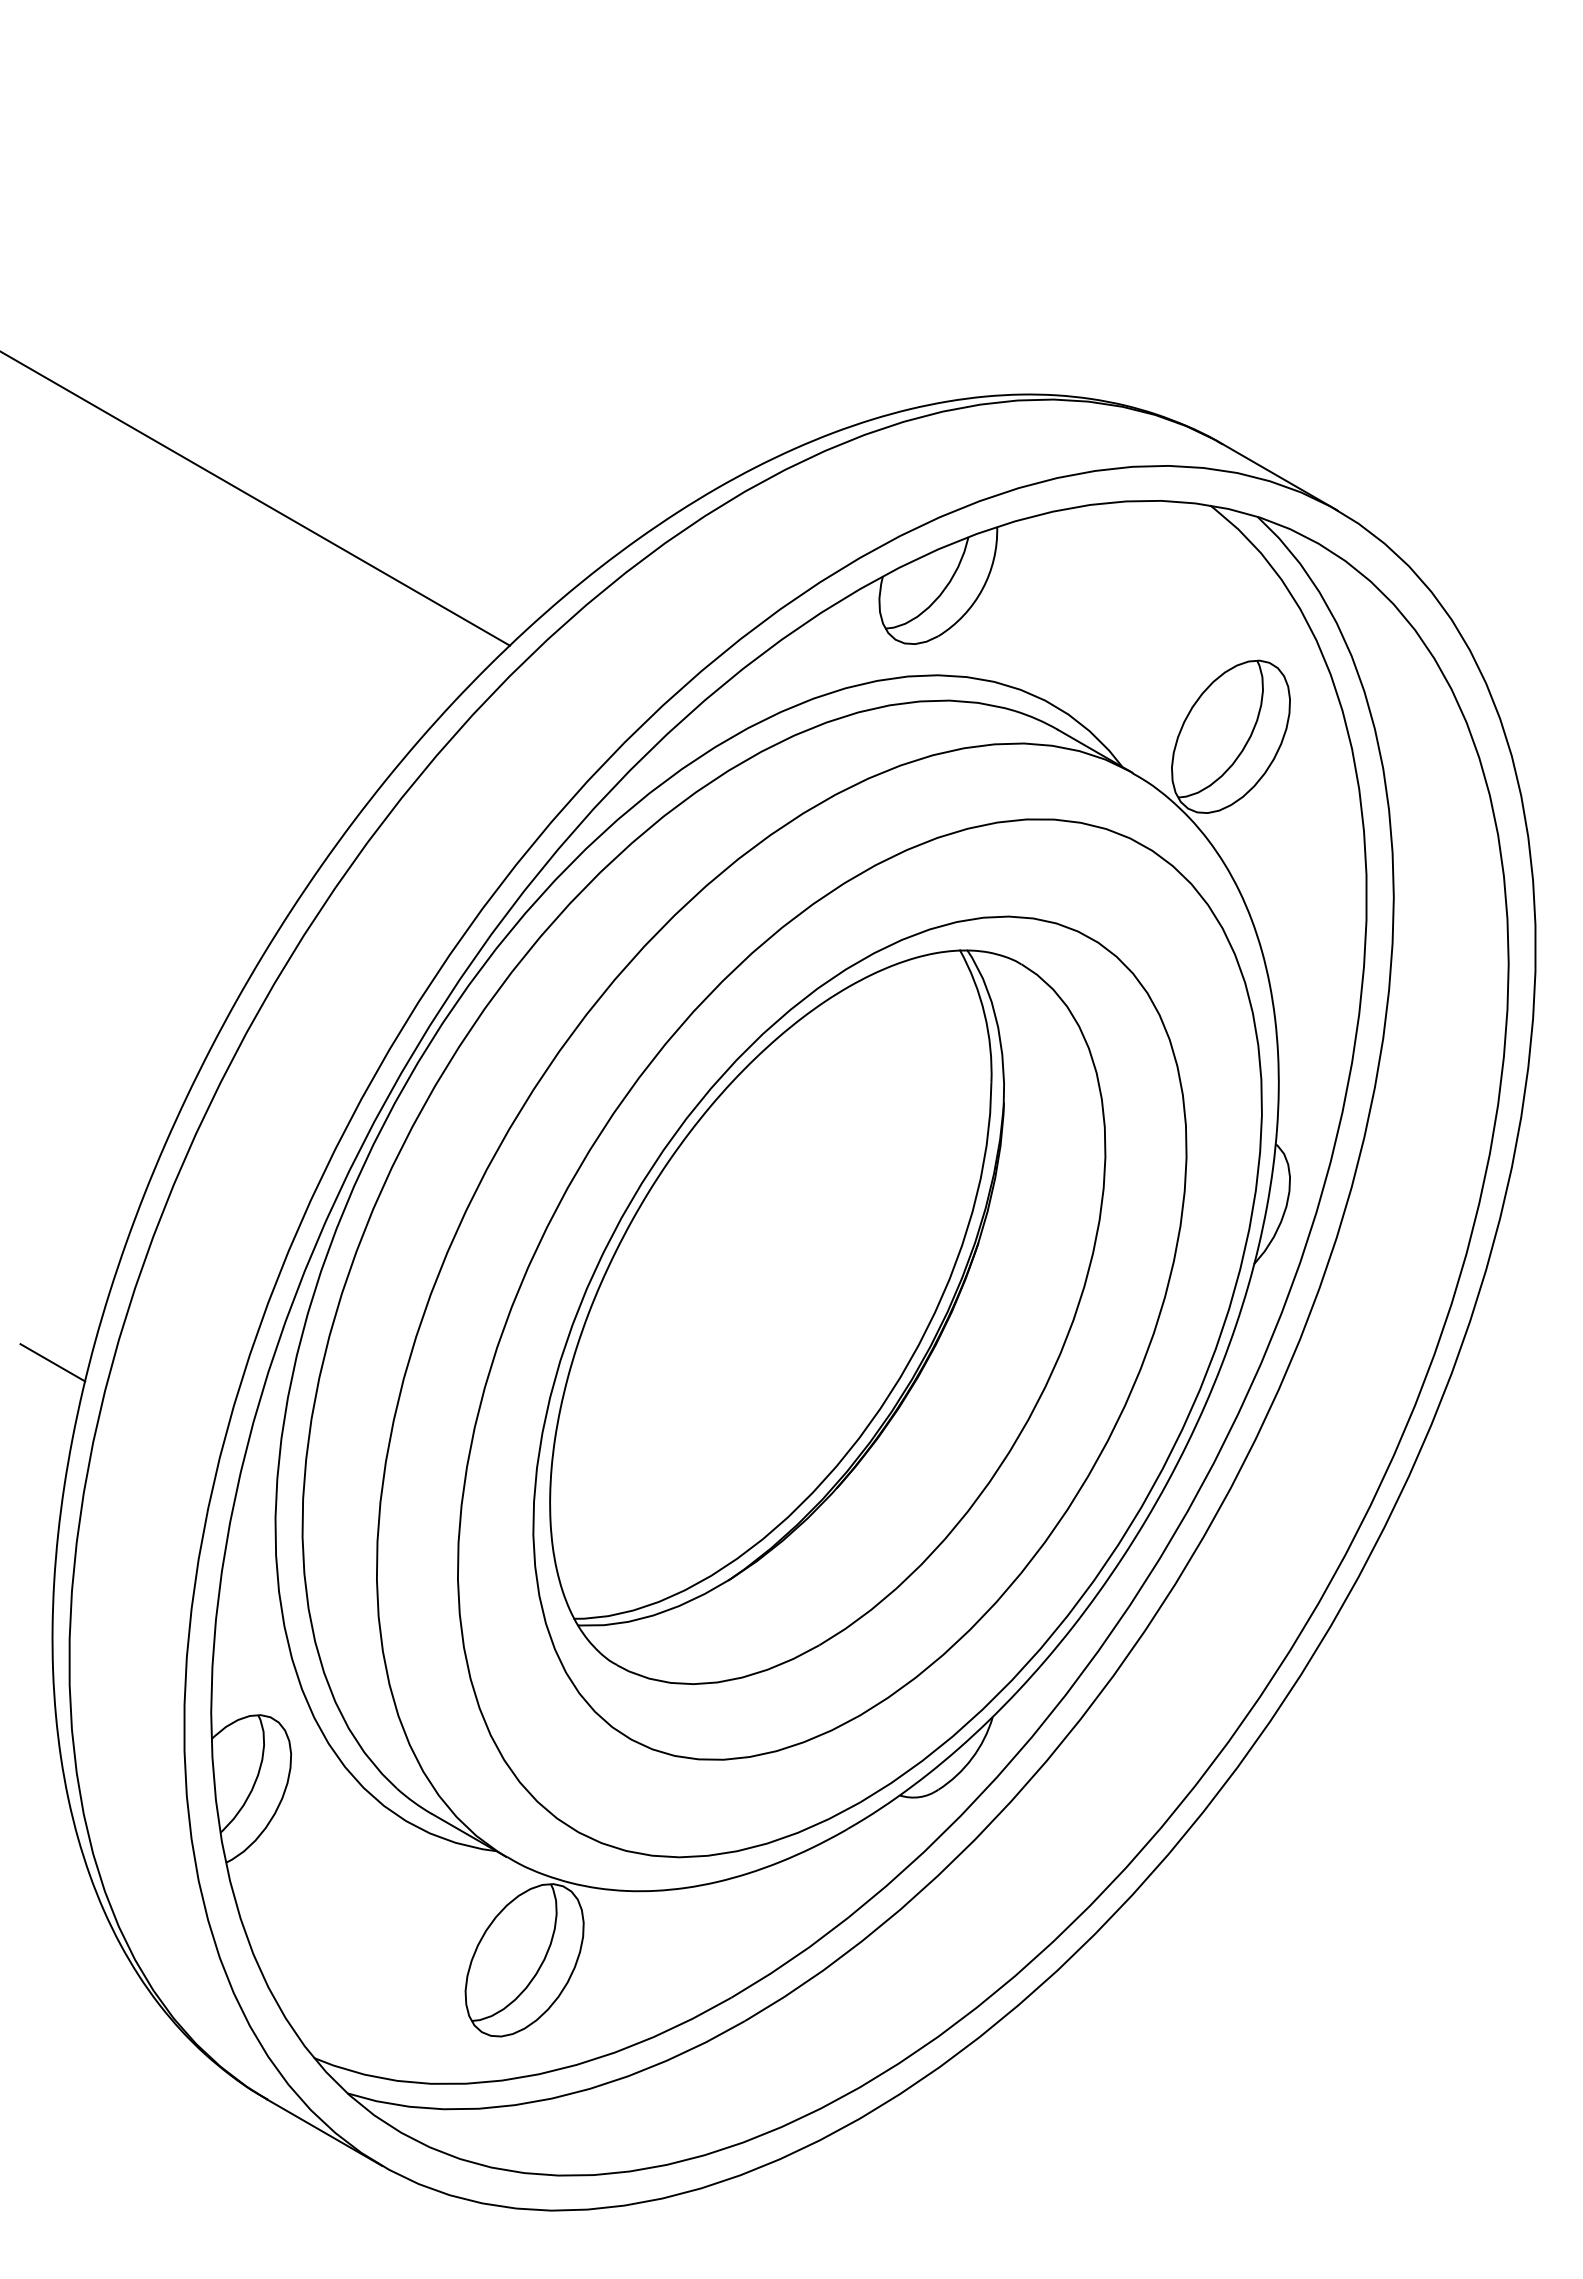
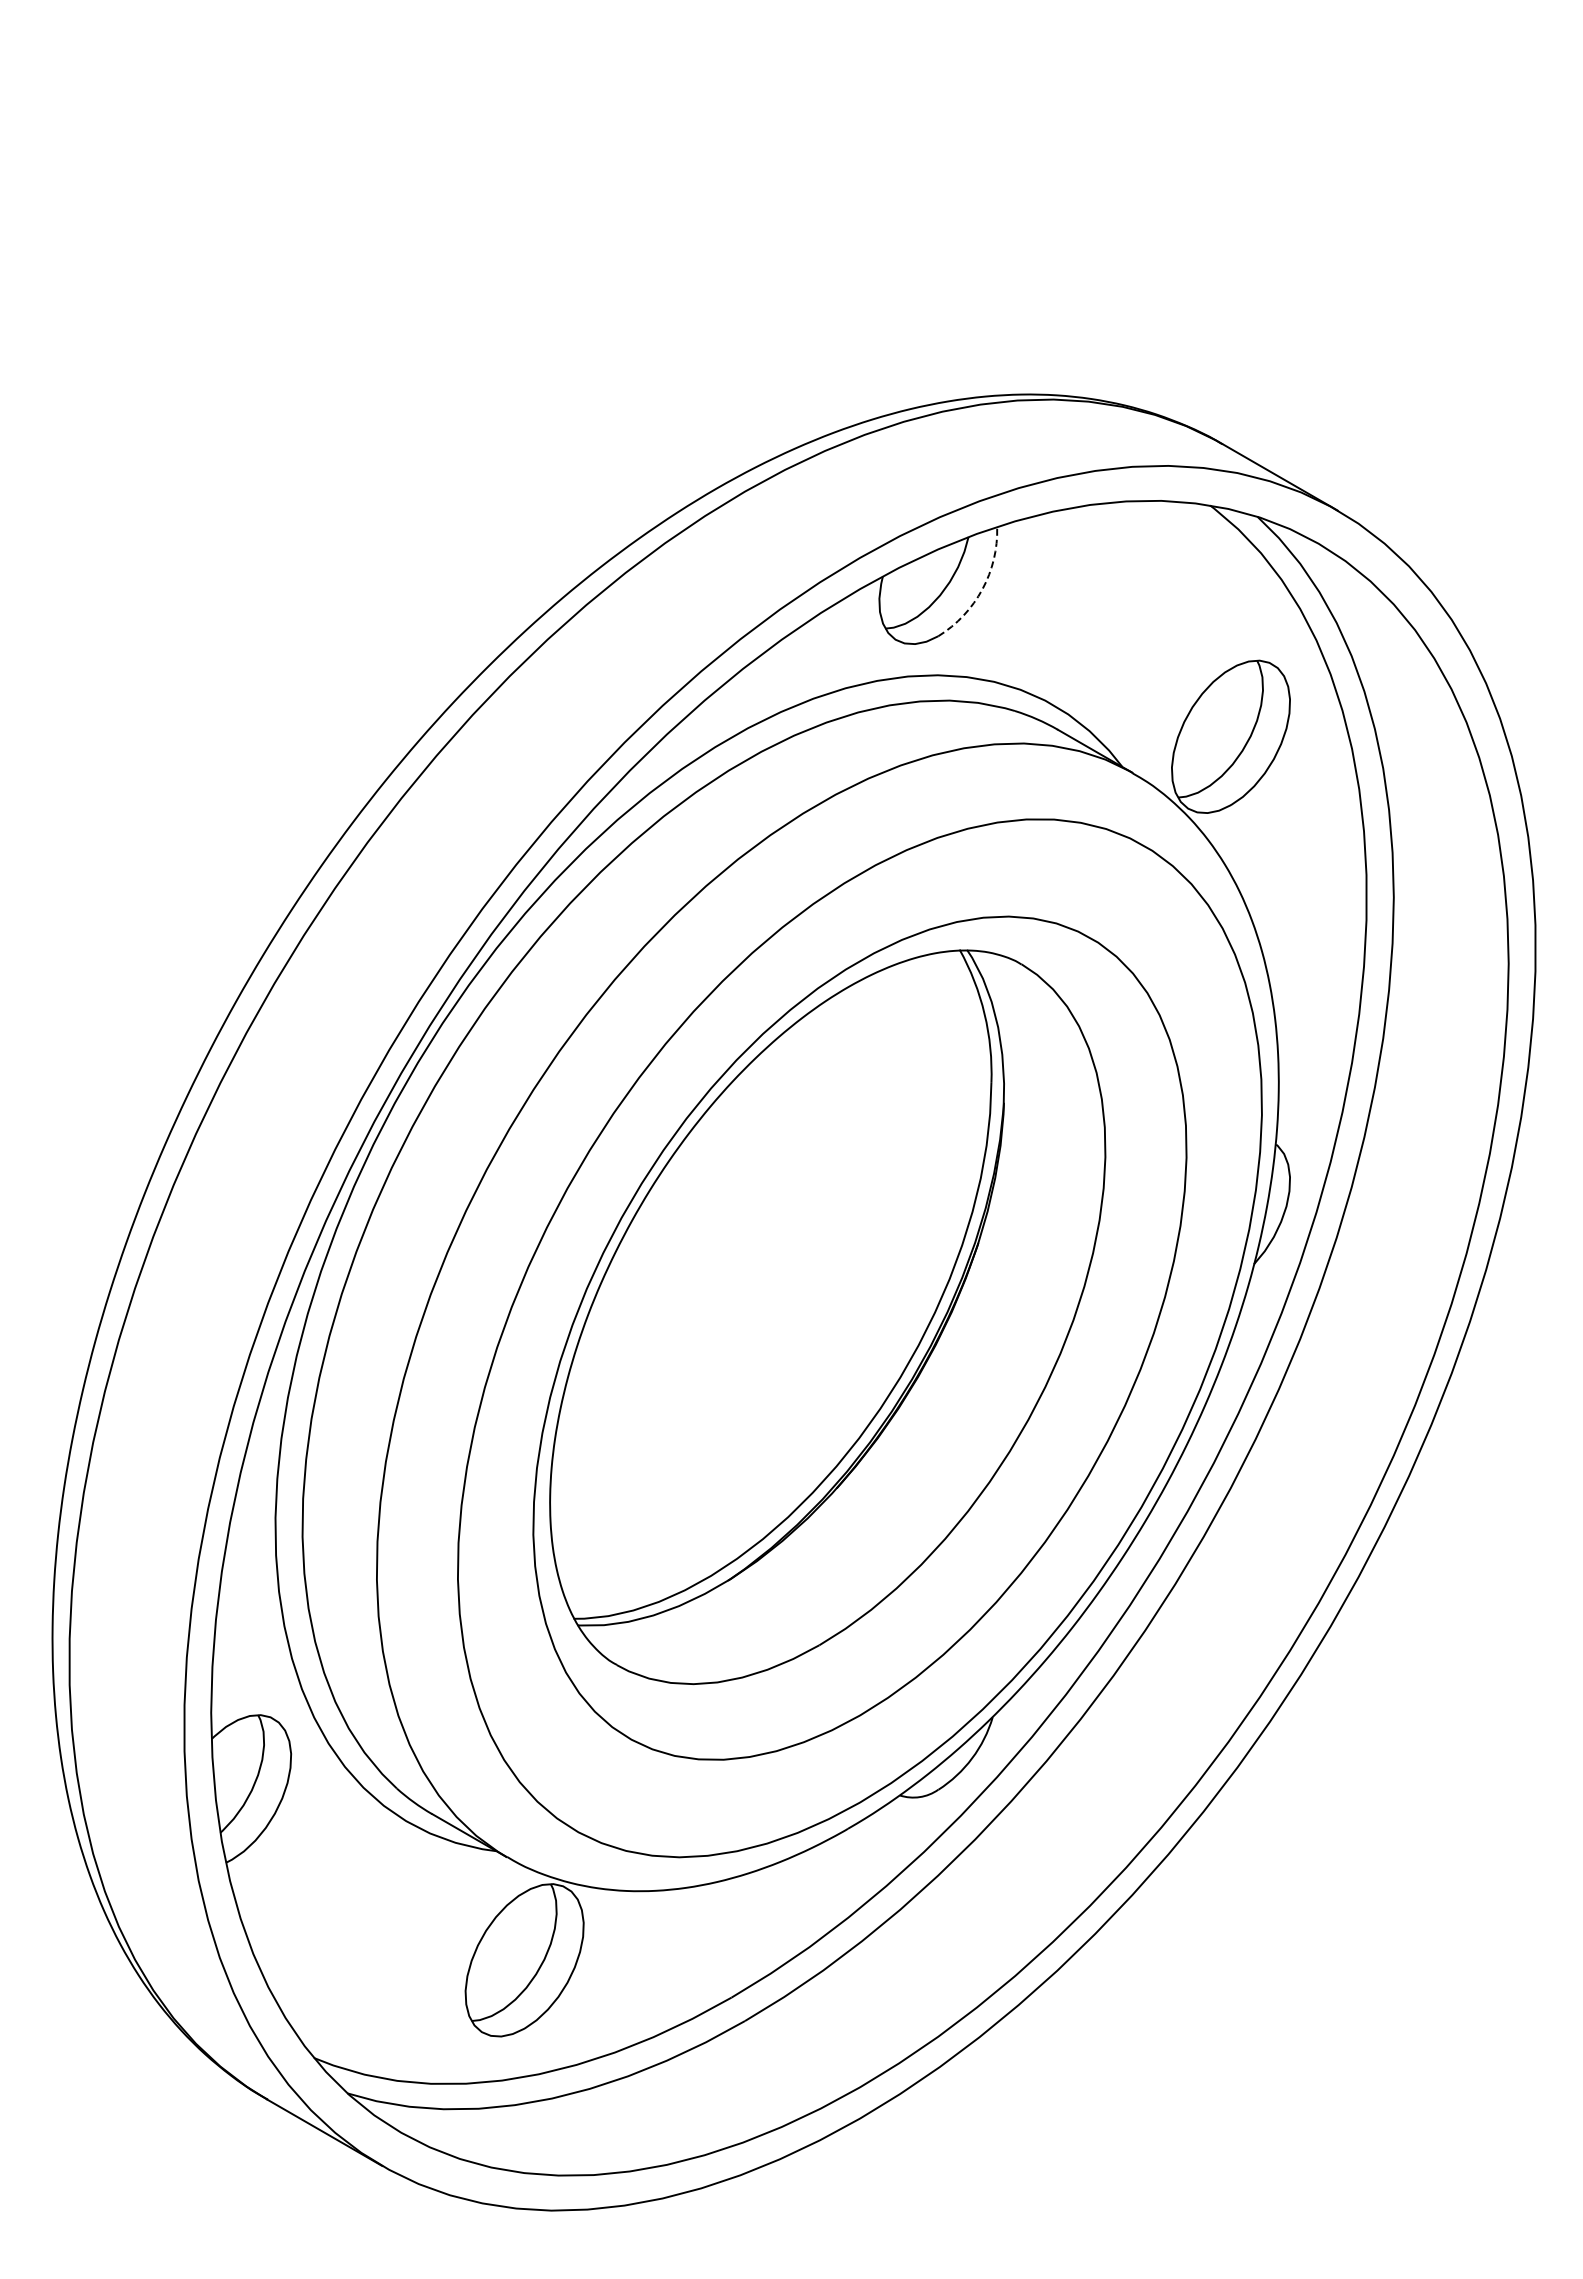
line: present -> none (256, 498)
arc: solid -> dashed (982, 589)
line: present -> none (52, 1362)
